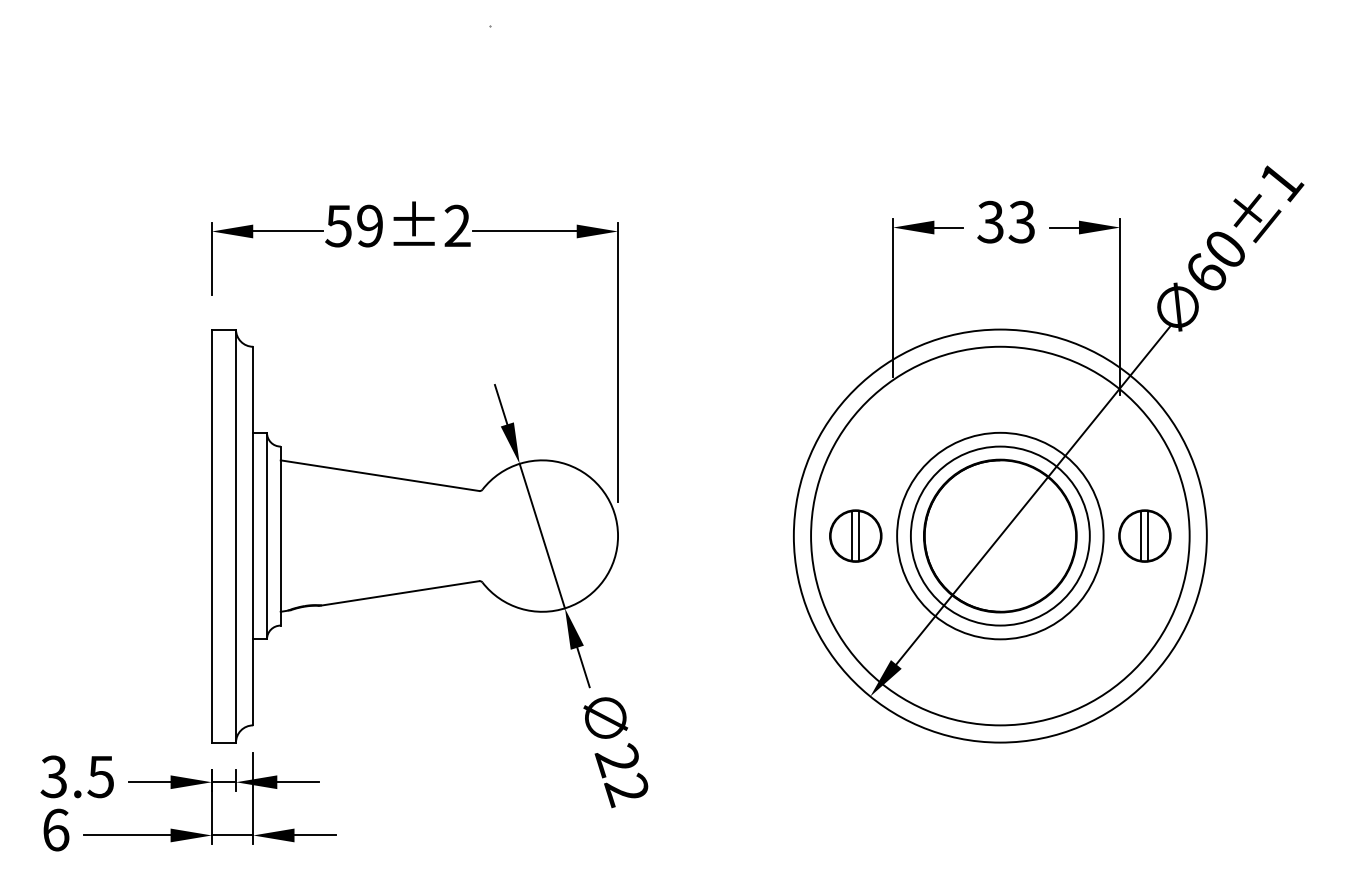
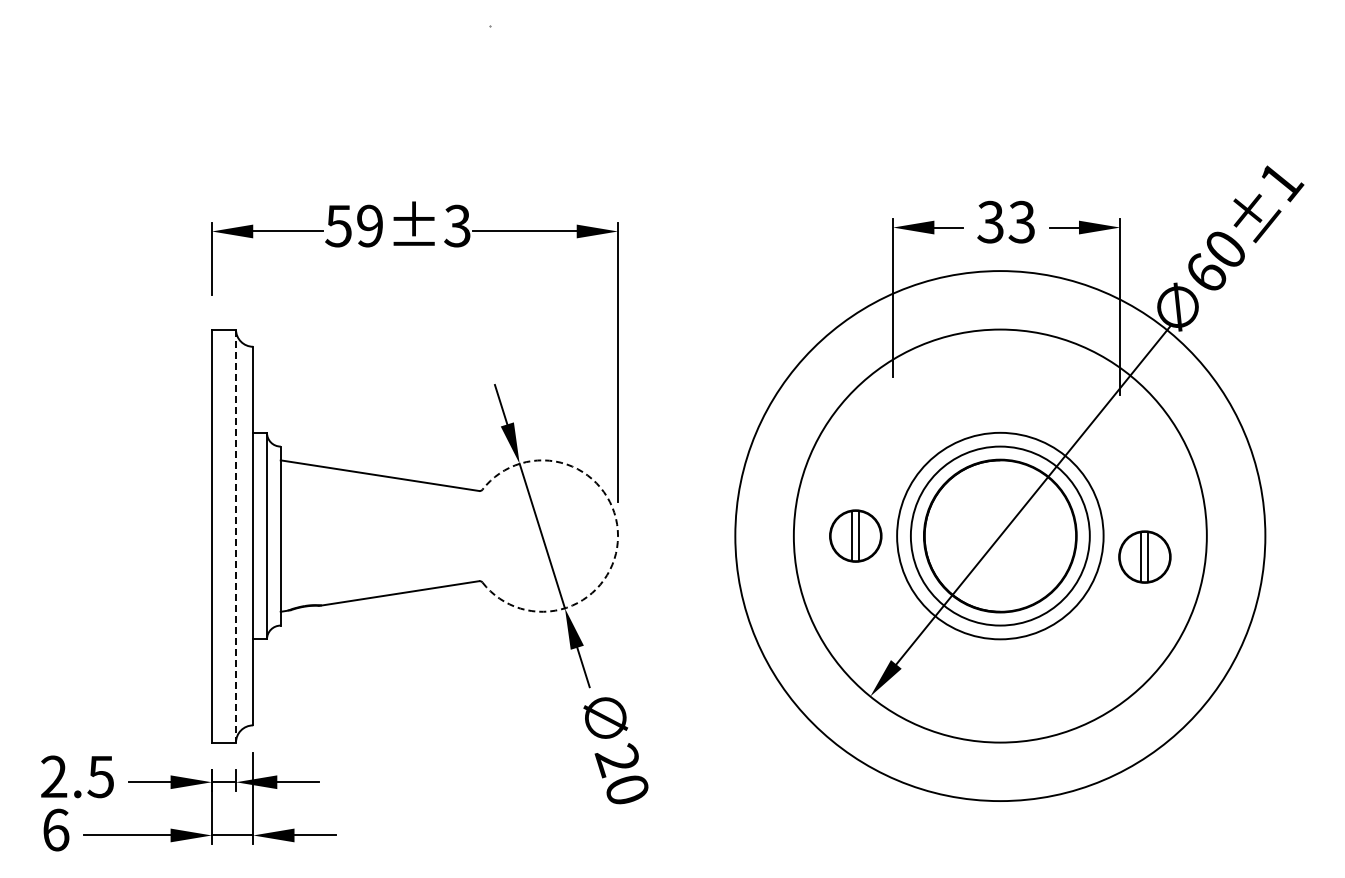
text: 59±2 -> 59±3 (457, 226)
circle diameter: 379 px -> 530 px (1000, 536)
part position: (1144, 535) -> (1144, 556) (1144, 556)
line: solid -> dashed (236, 536)
arc: solid -> dashed (618, 536)
text: 3.5 -> 2.5 (53, 776)
text: 22 -> 20 (626, 790)
